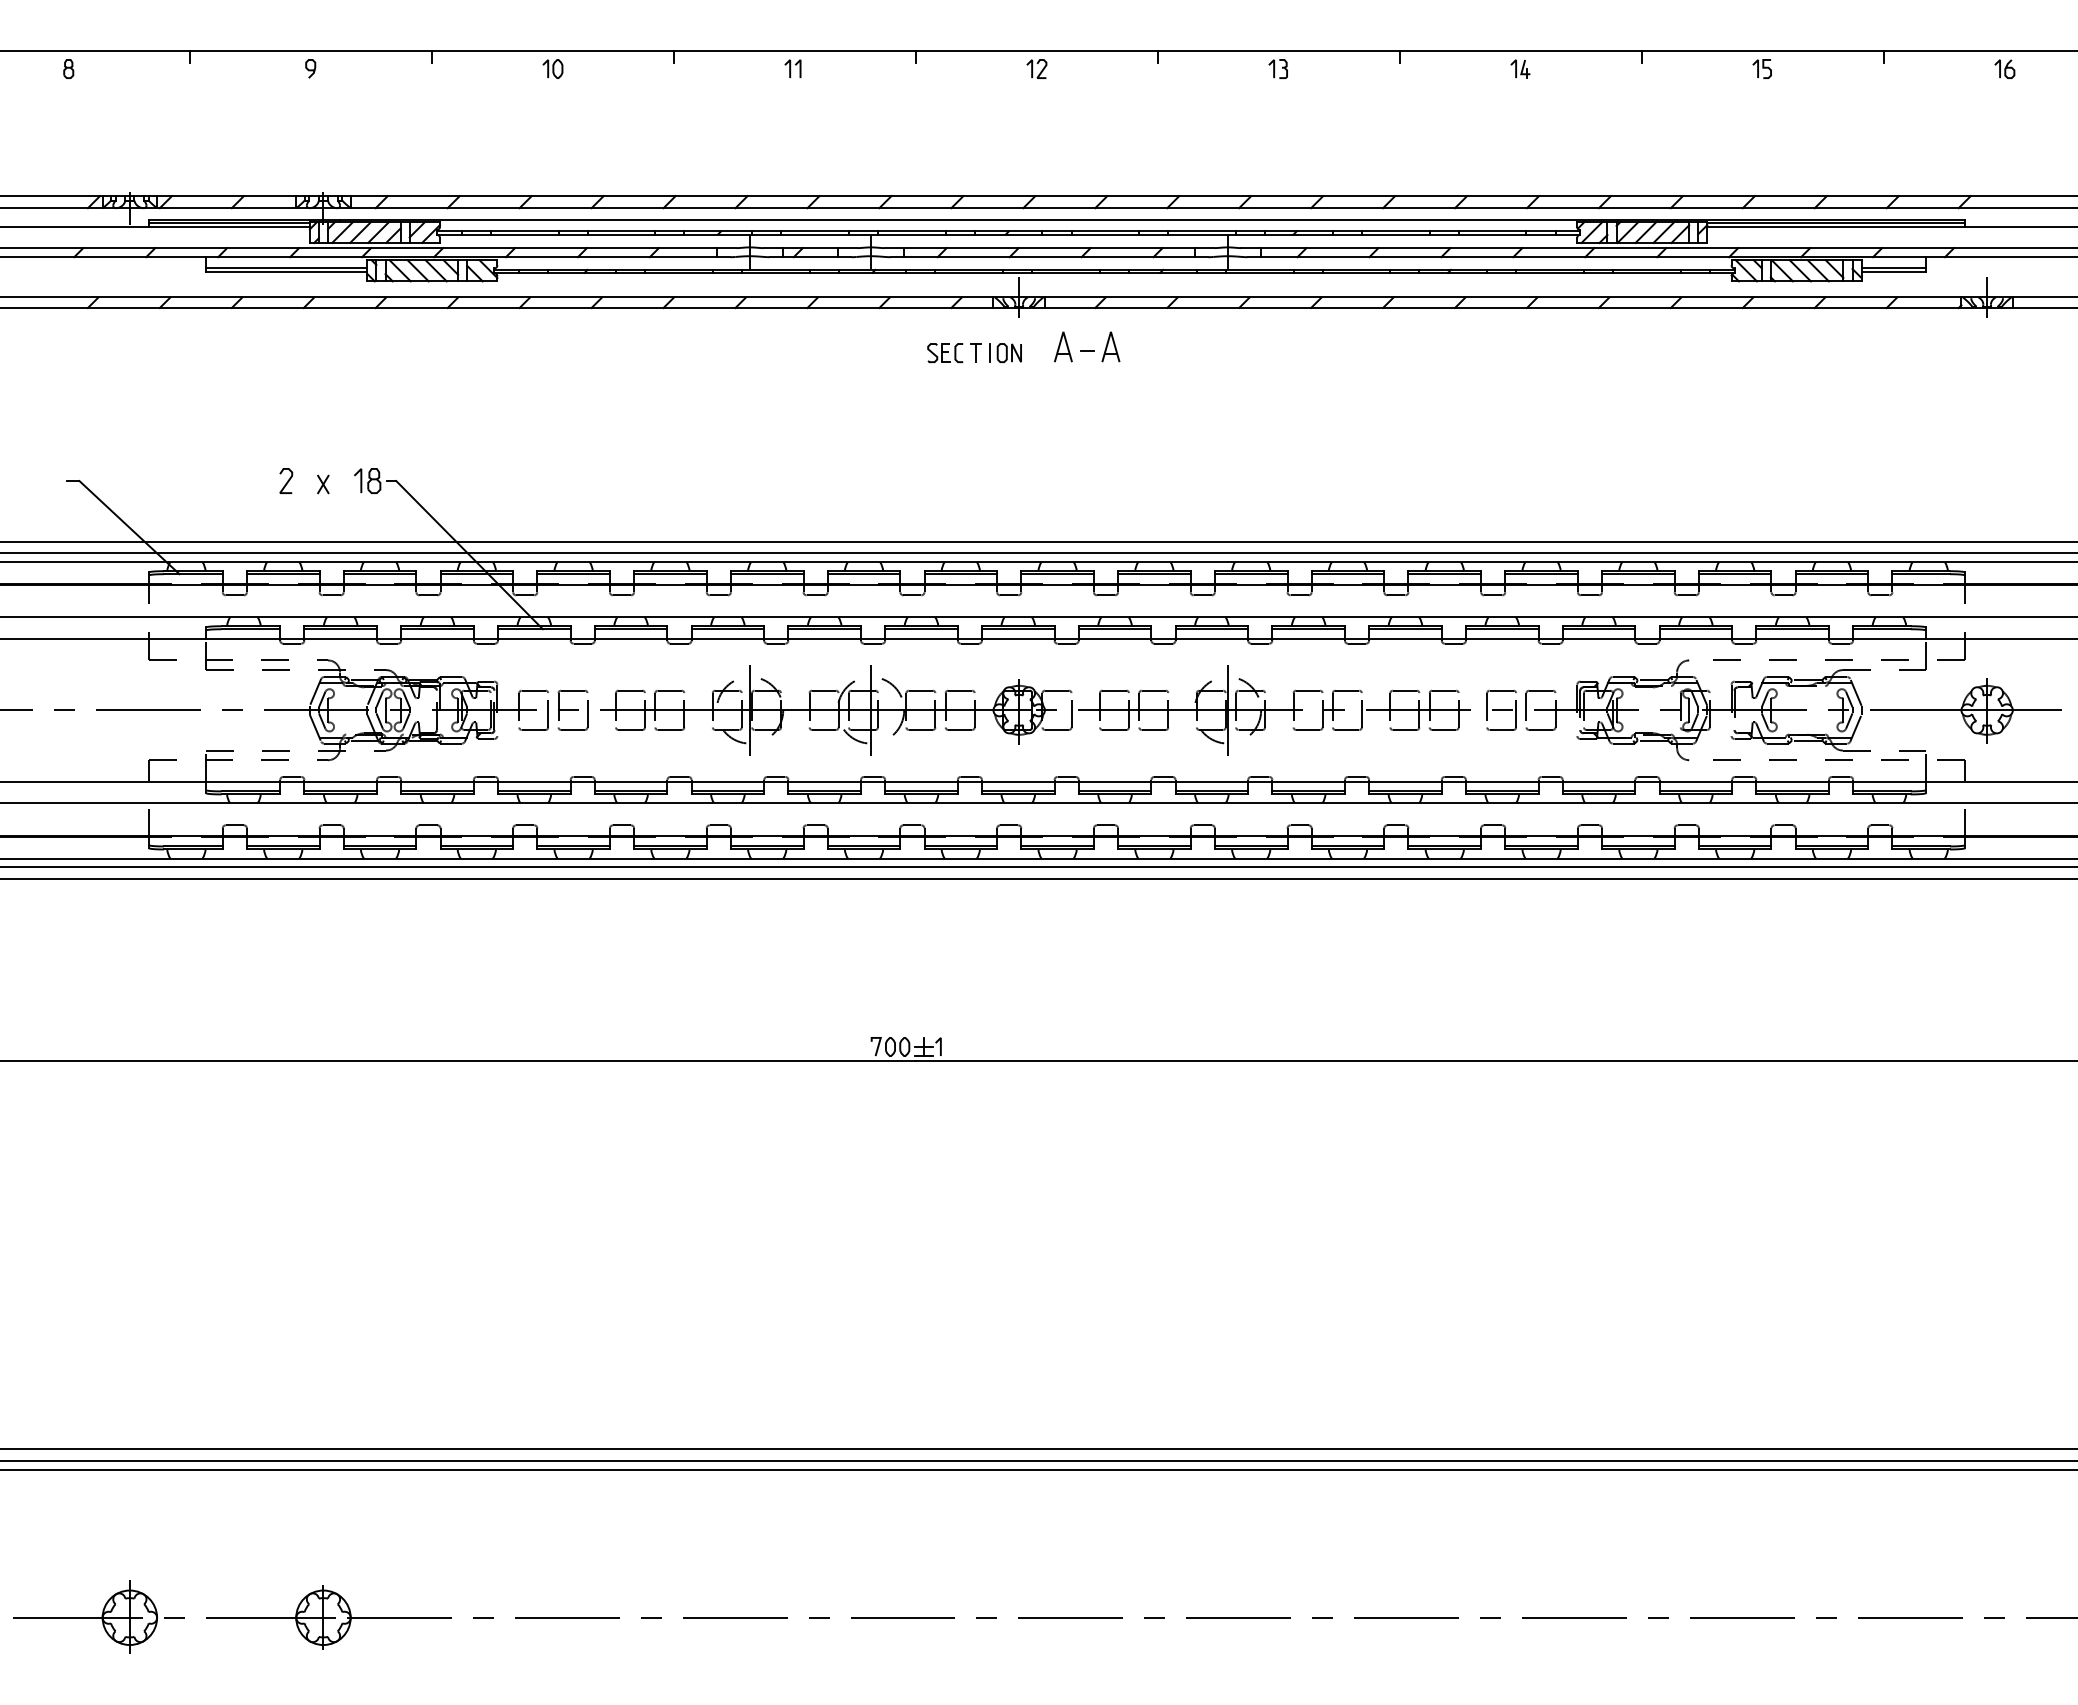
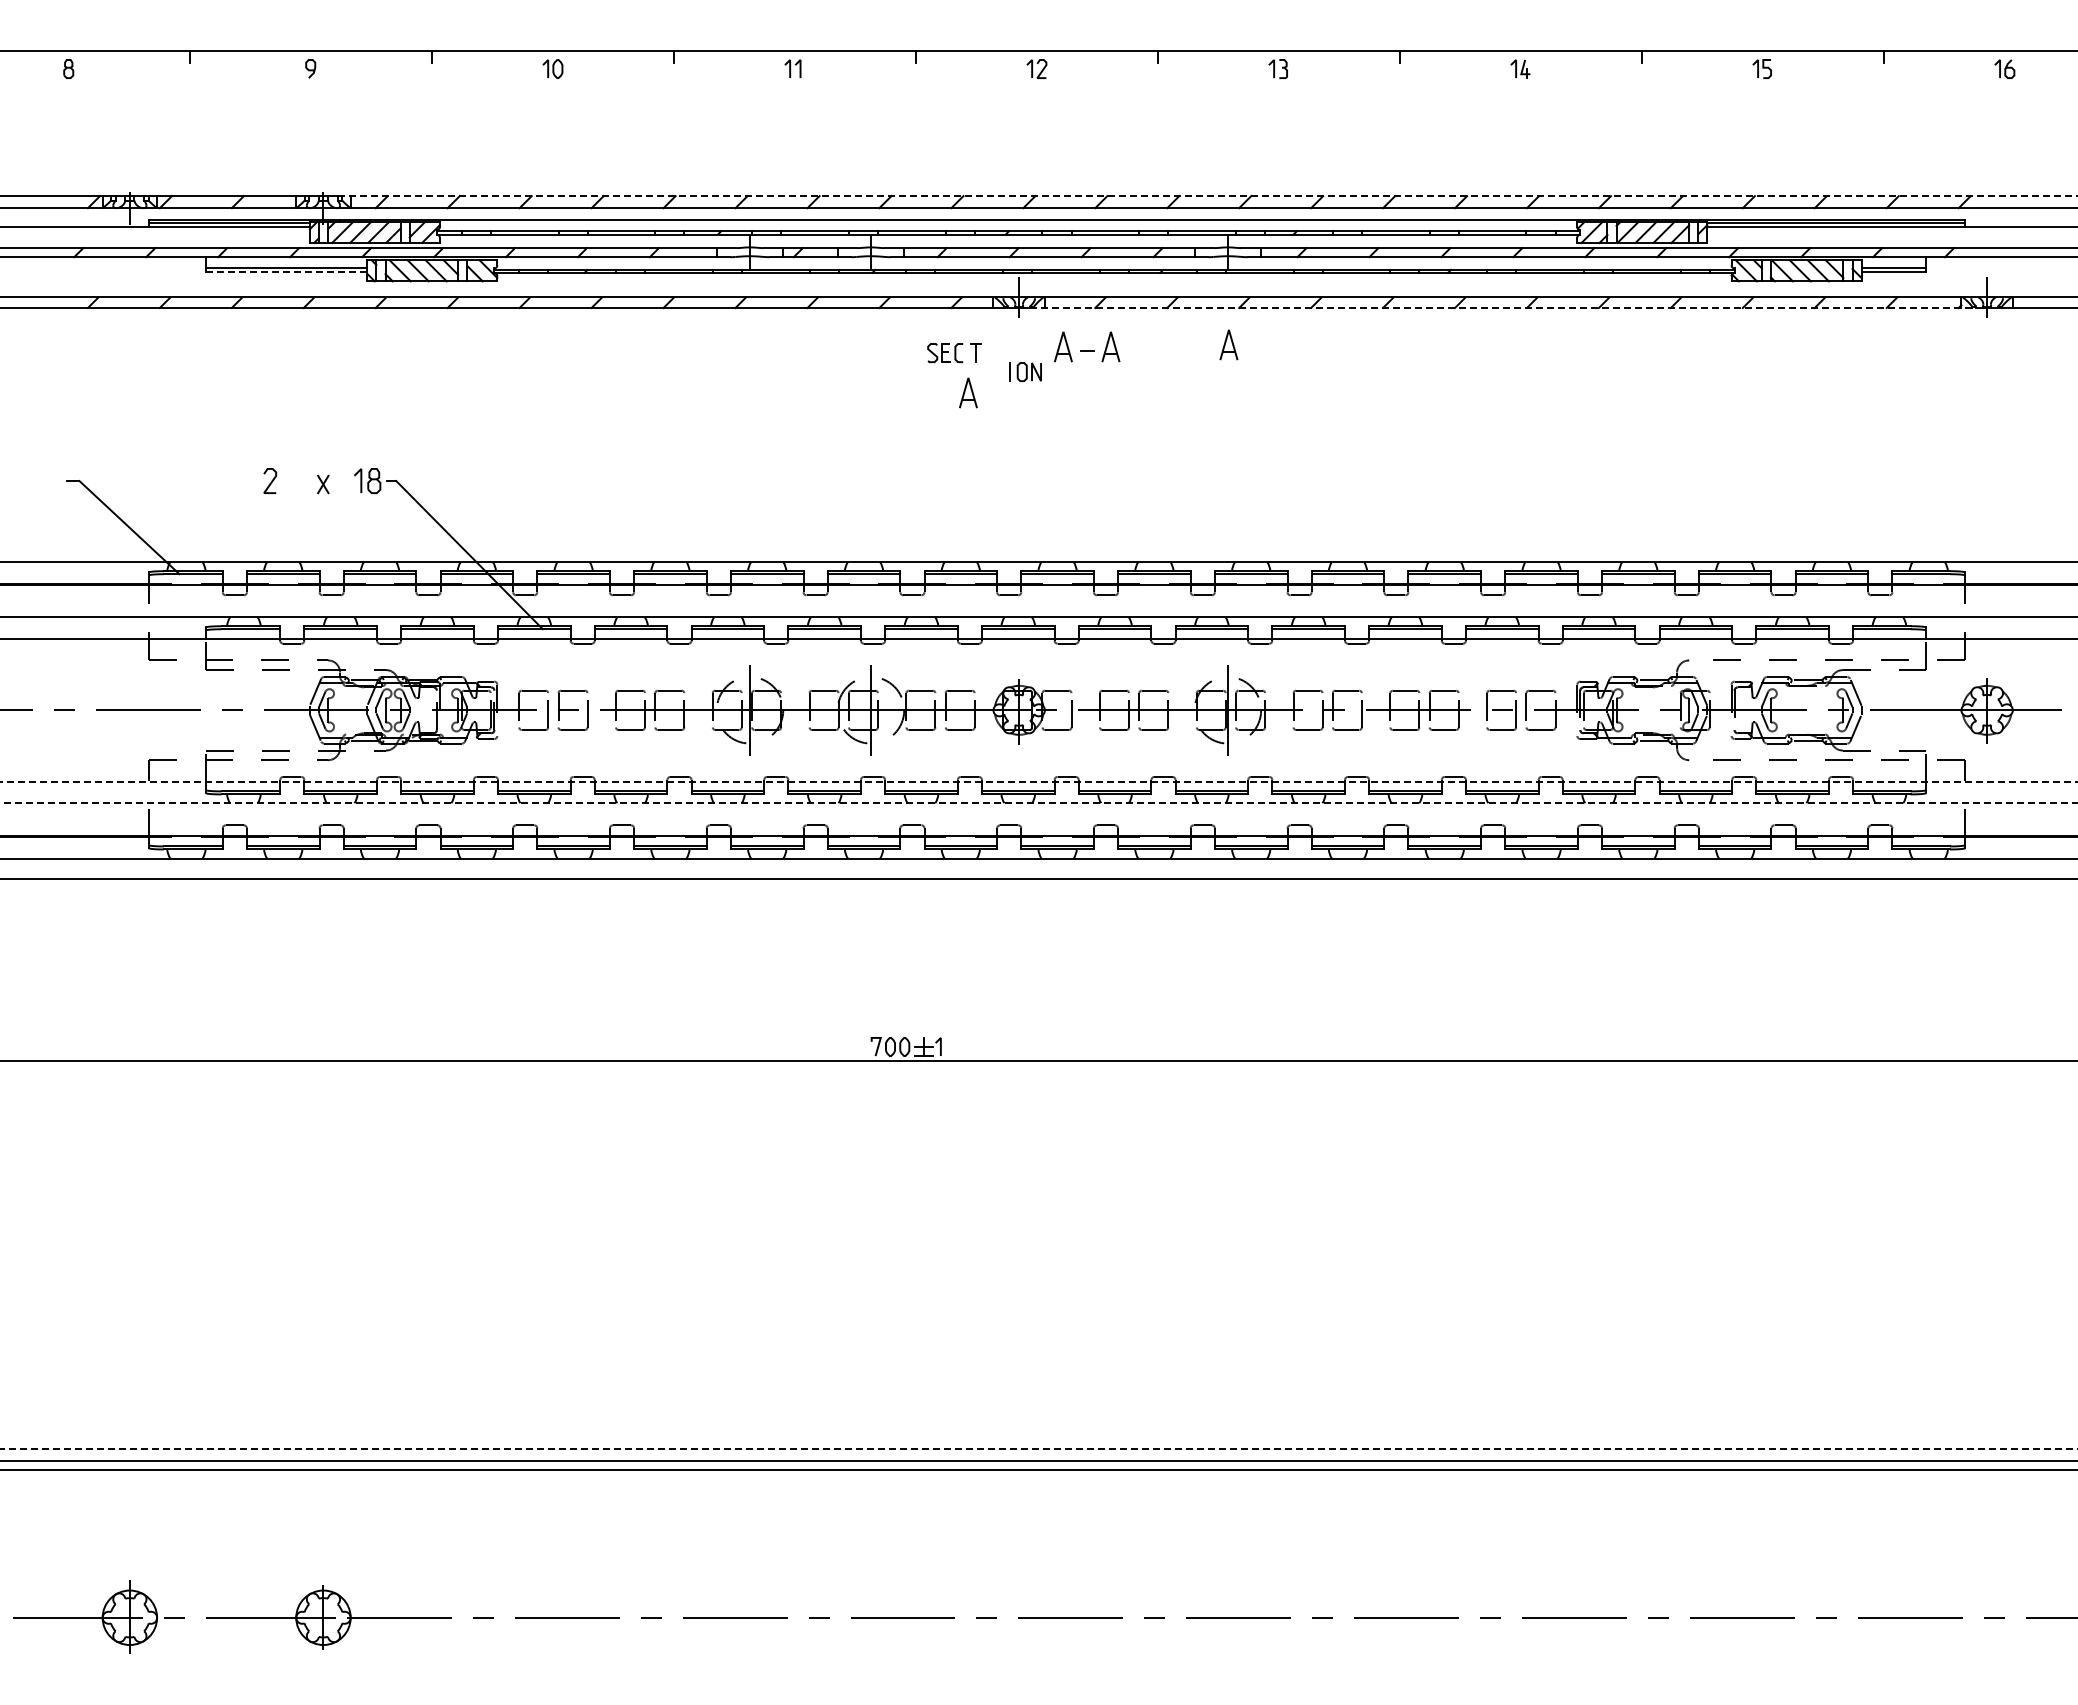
line: solid -> dashed (1207, 196)
line: solid -> dashed (287, 272)
line: solid -> dashed (1503, 308)
part: none -> present (1228, 344)
part position: (1005, 352) -> (1025, 371) (1025, 371)
part: none -> present (968, 392)
curve position: (287, 480) -> (271, 480) (271, 480)
line: present -> none (1038, 541)
line: present -> none (1038, 553)
line: solid -> dashed (1039, 781)
line: solid -> dashed (1039, 803)
line: present -> none (1038, 867)
line: solid -> dashed (1039, 1448)
